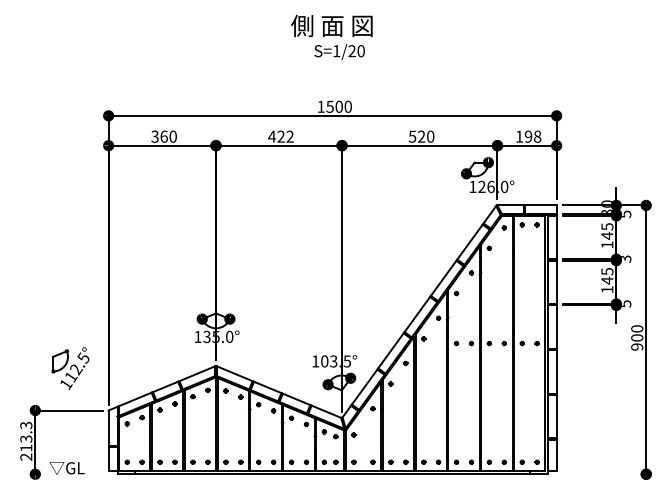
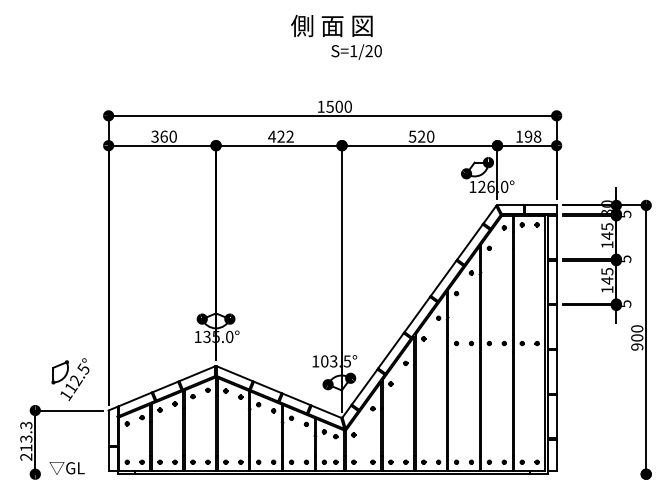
text position: (339, 51) -> (356, 51) (356, 51)
text: 3 -> 5 (625, 258)
part position: (70, 368) -> (70, 379) (70, 379)
